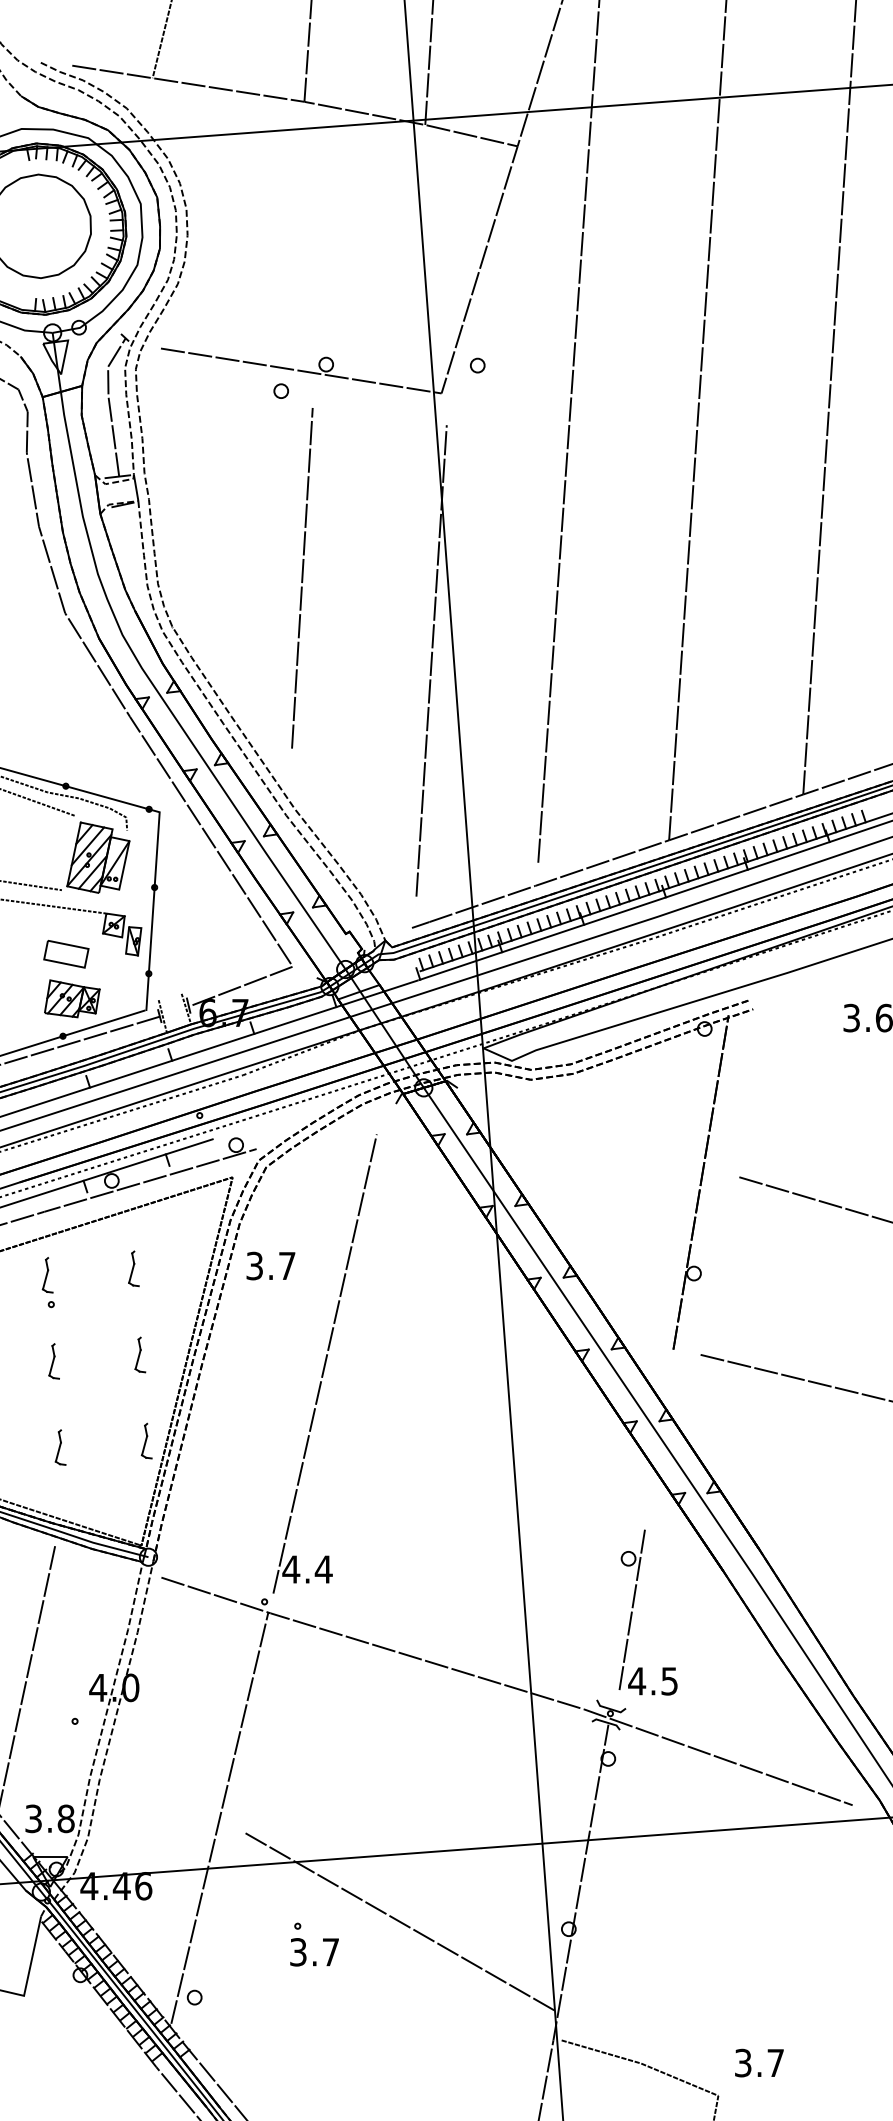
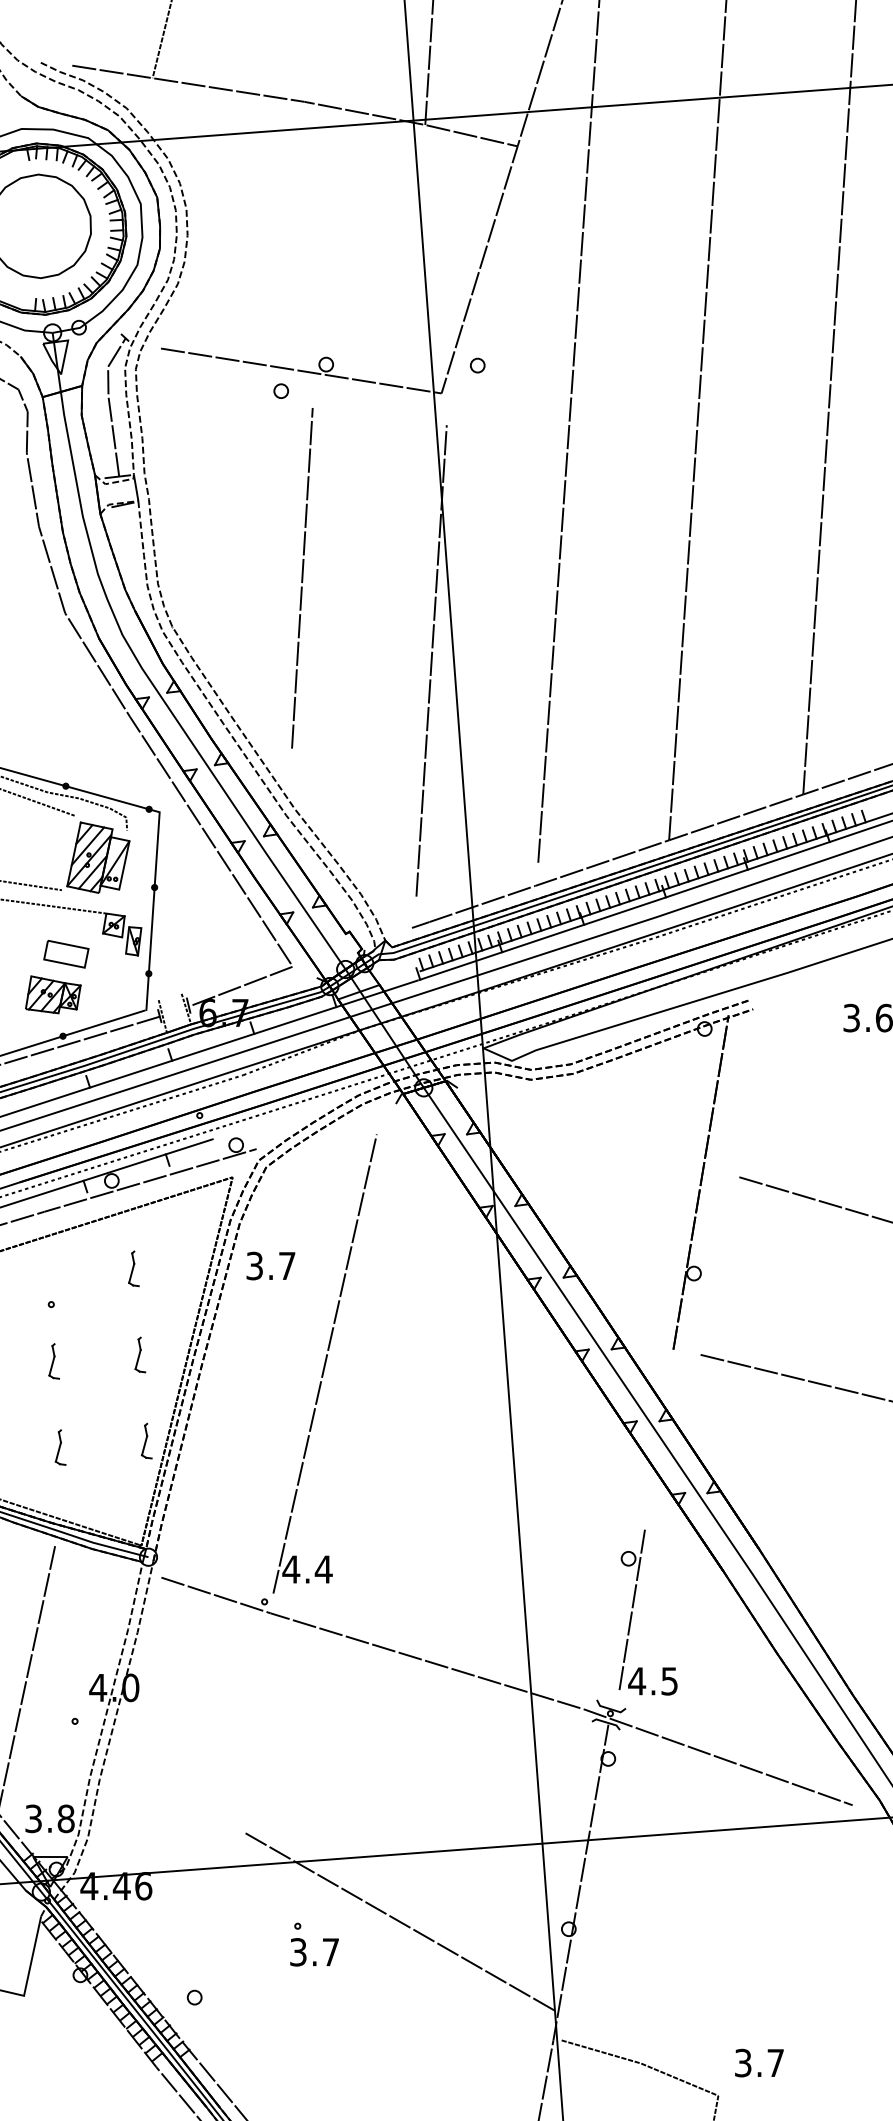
line: present -> none (307, 51)
part position: (72, 998) -> (53, 994) (53, 994)
part: present -> none (47, 1275)
line: present -> none (219, 1817)
